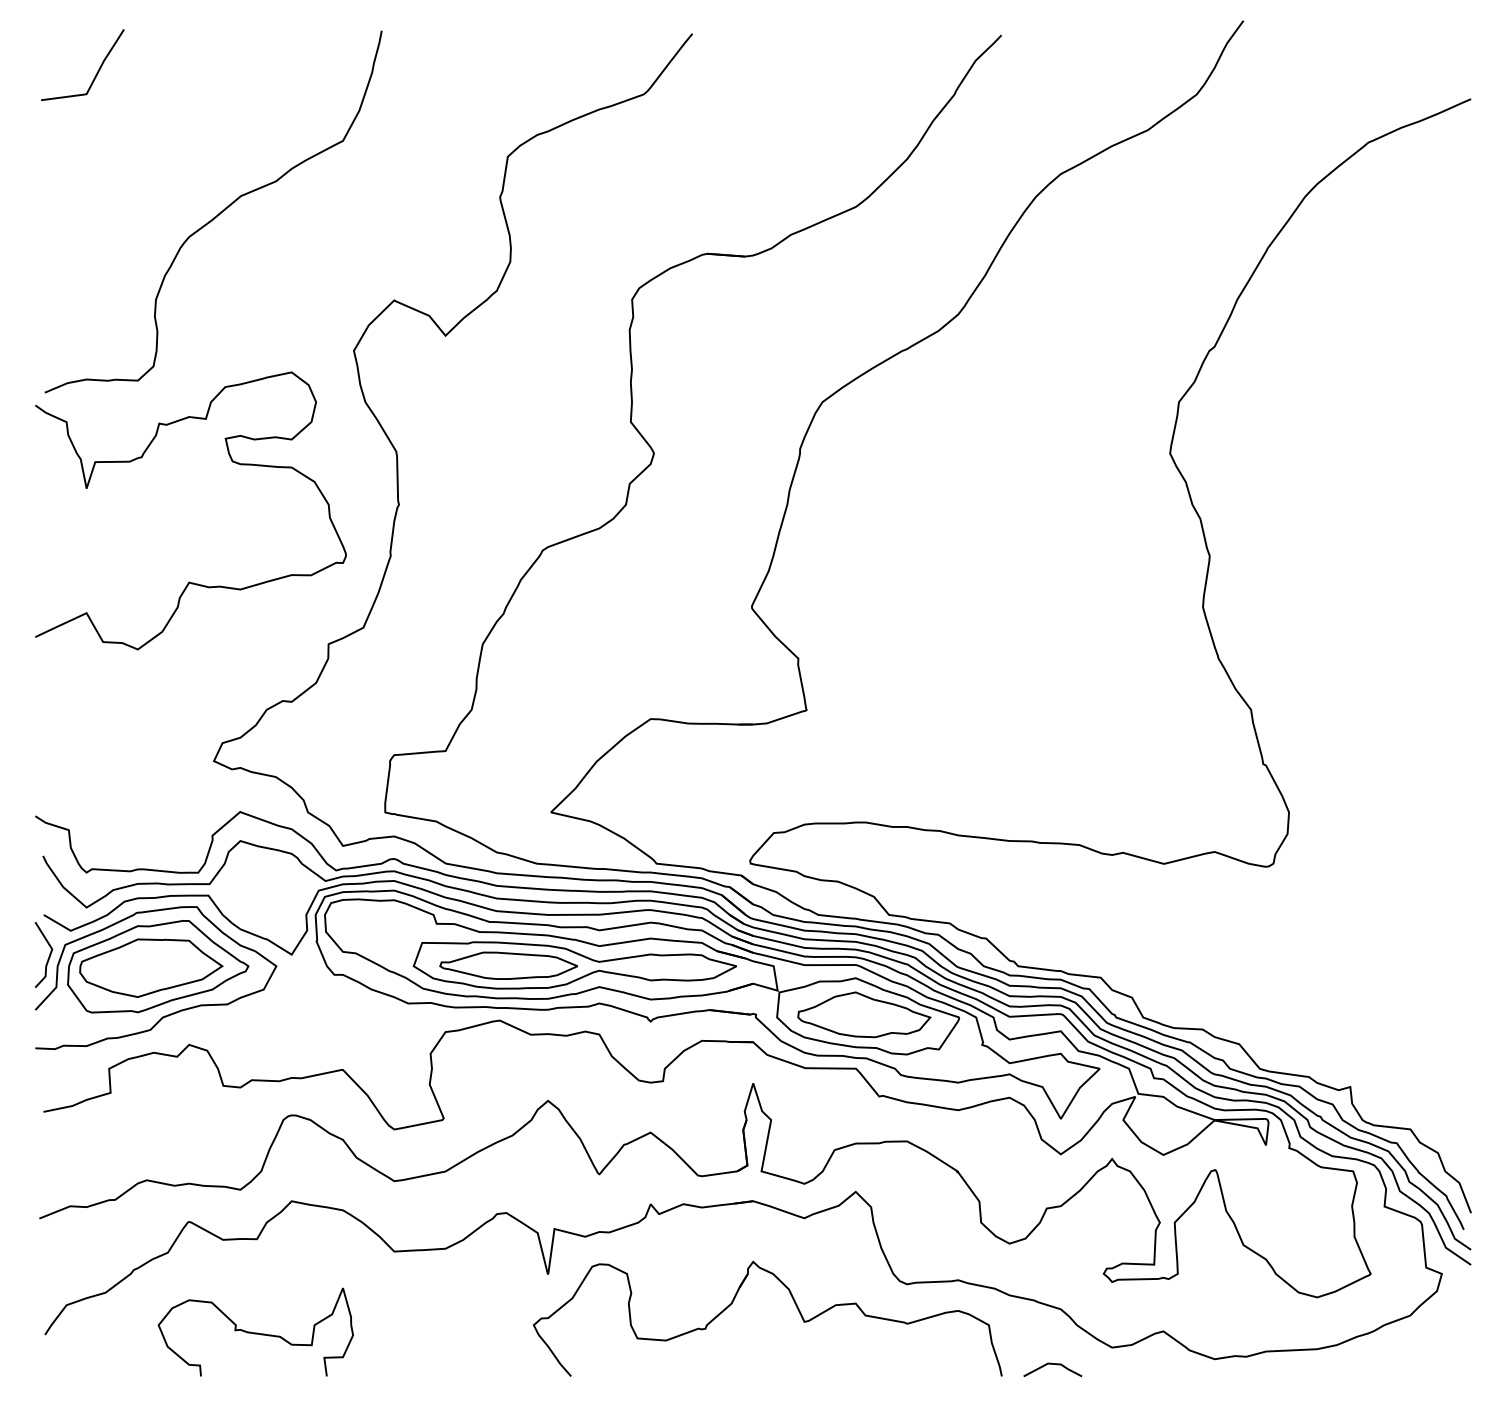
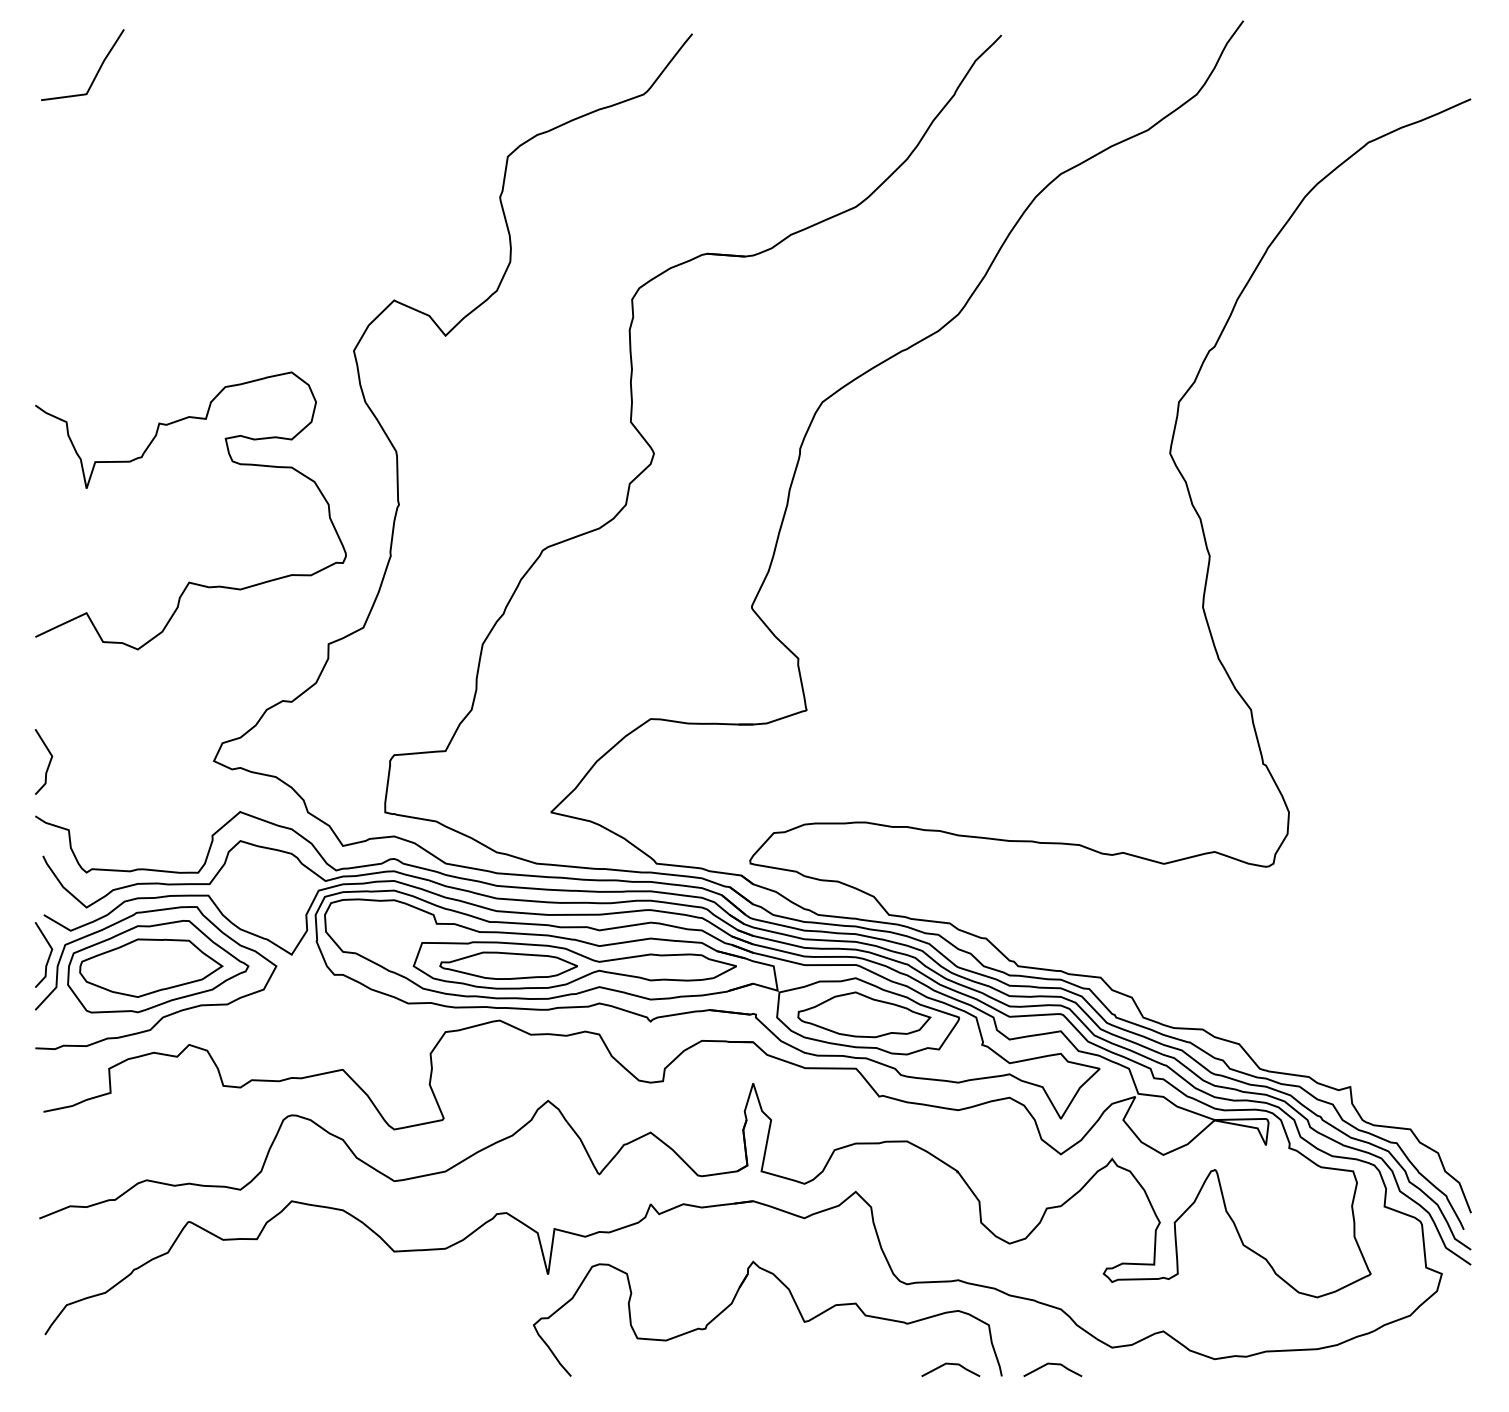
curve: present -> none (217, 214)
line: none -> present (48, 763)
curve: present -> none (255, 1332)
line: none -> present (950, 1364)
